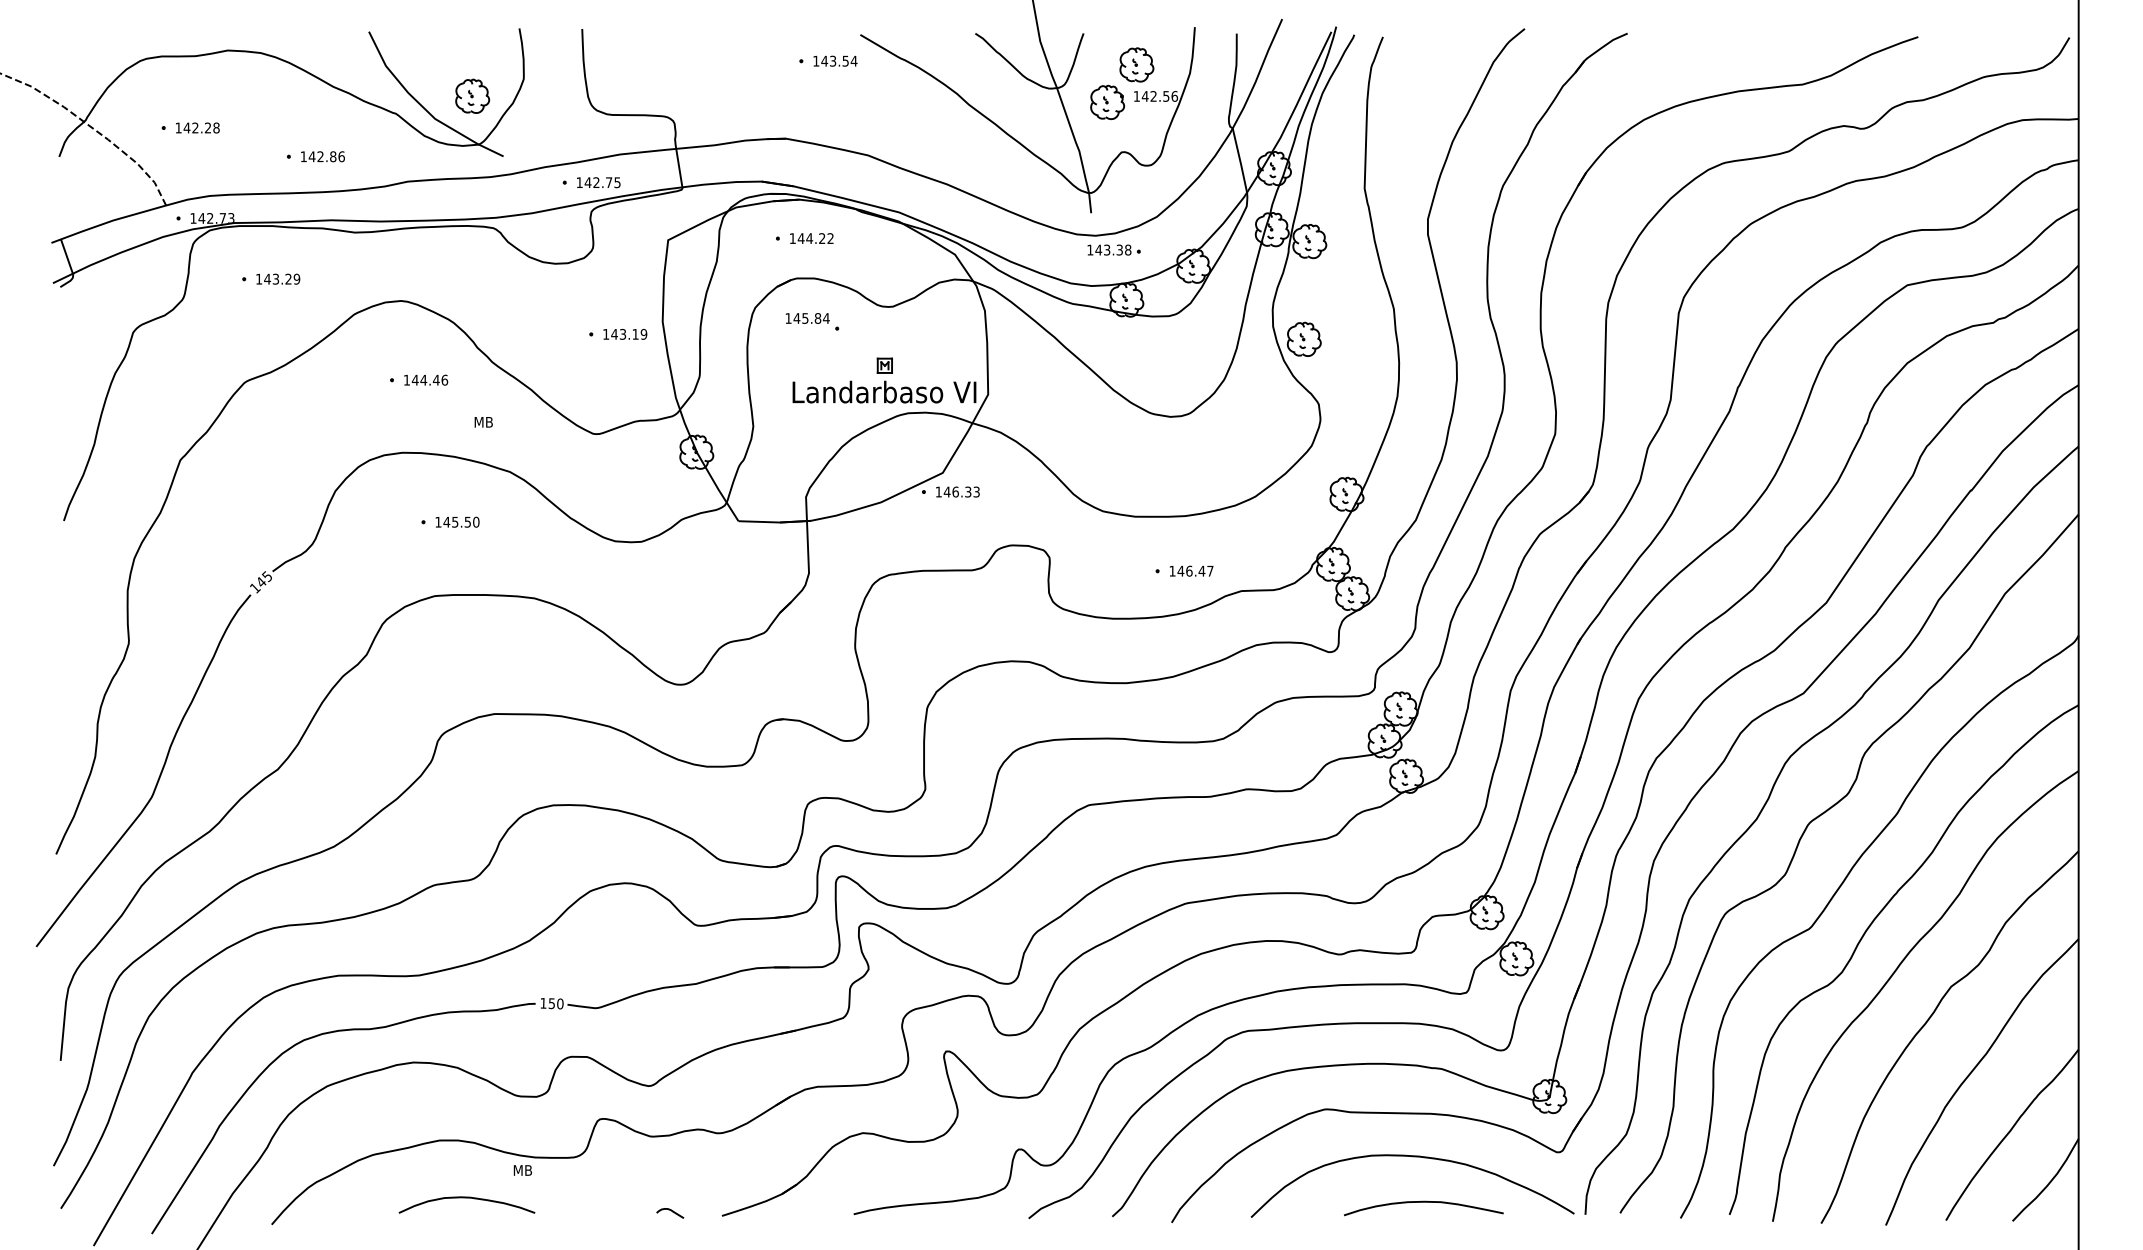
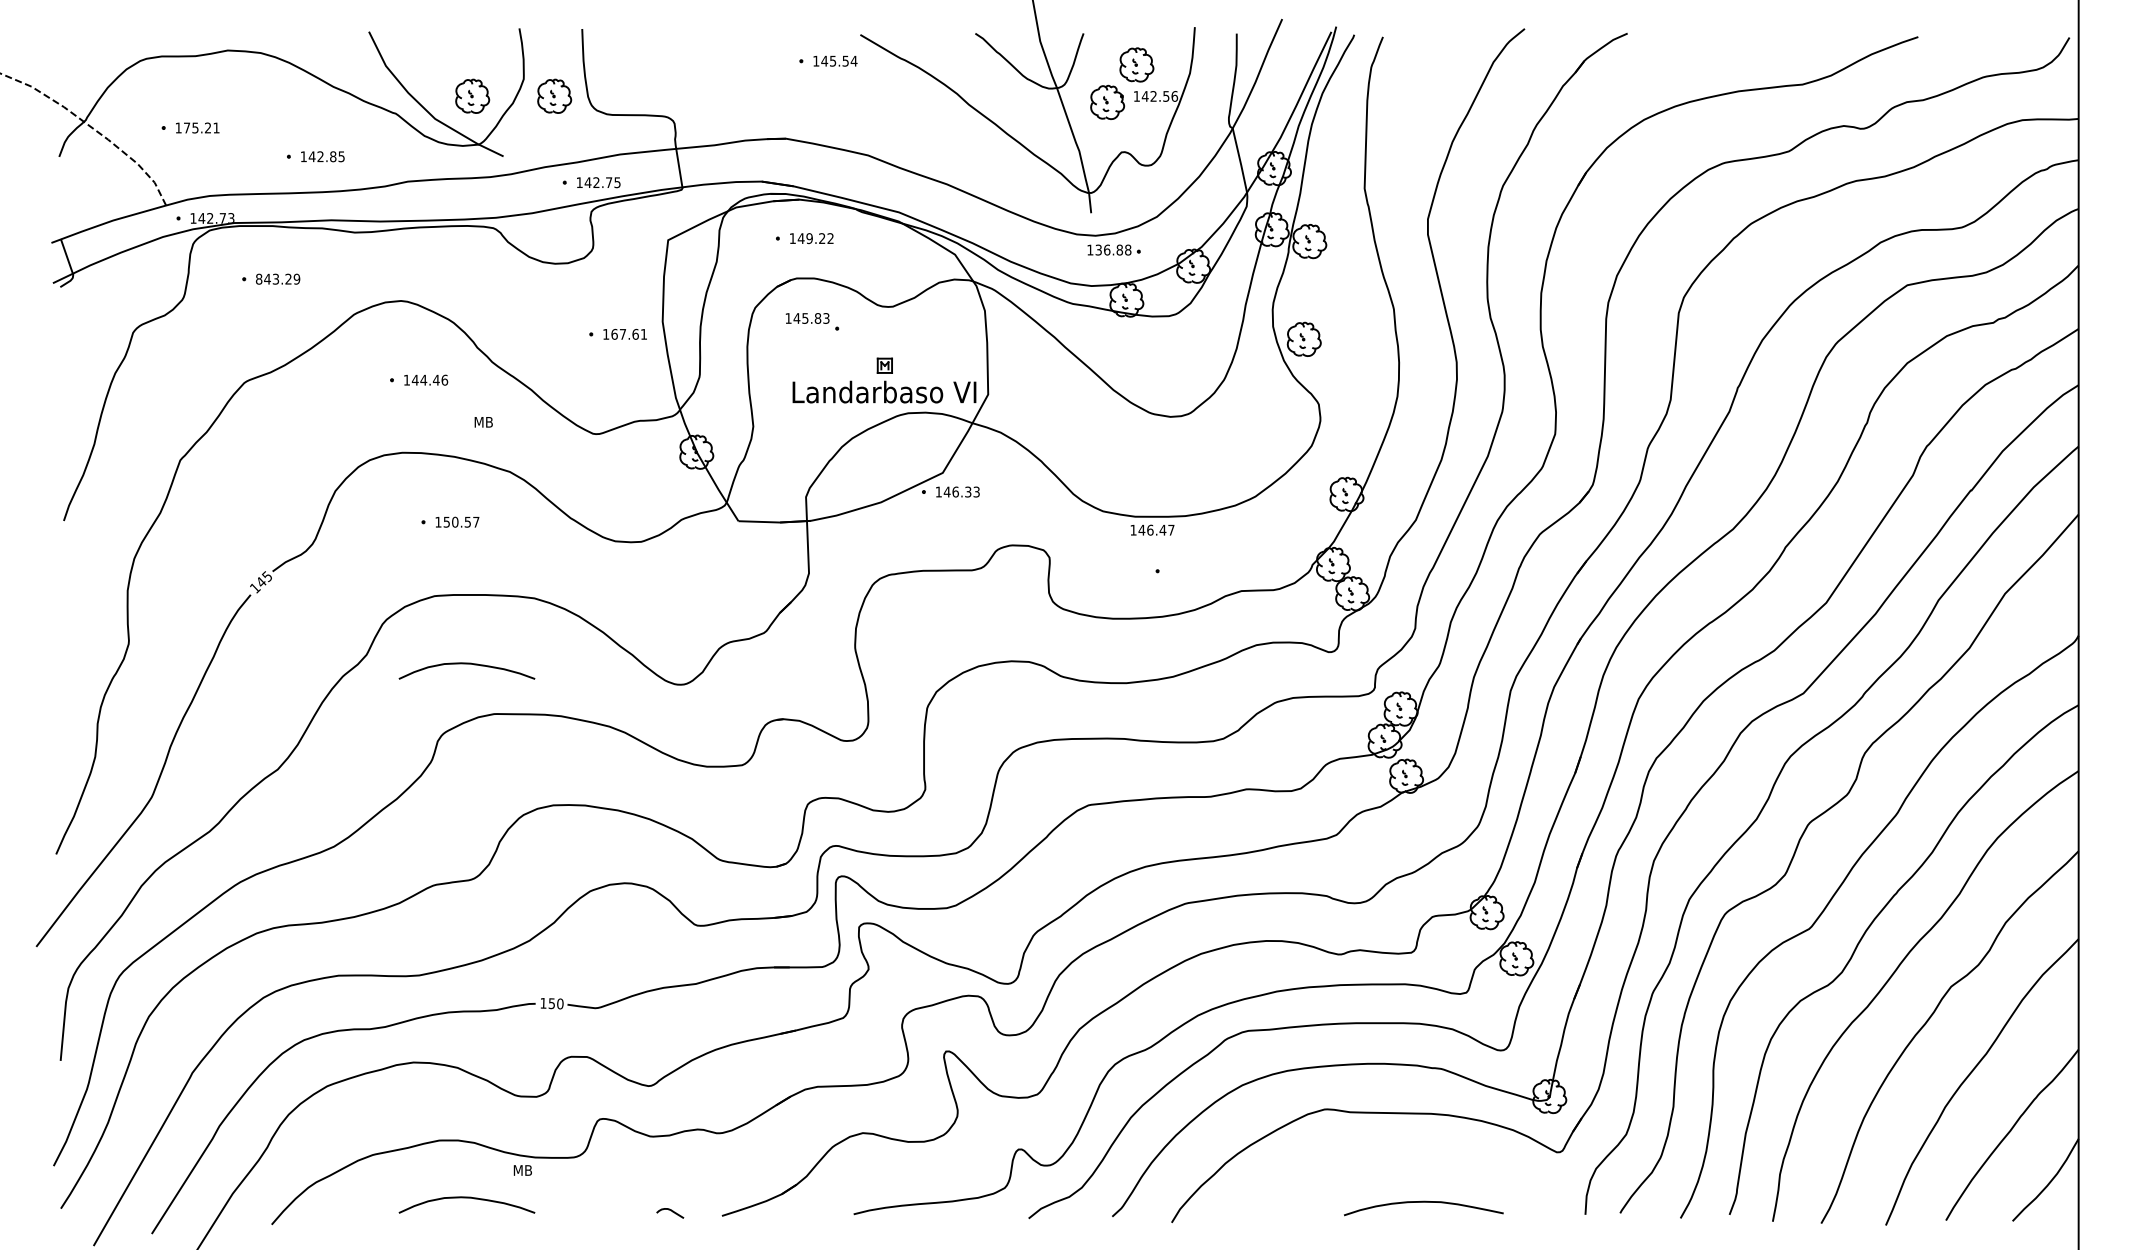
text: 143.54 -> 145.54 (833, 60)
part: none -> present (554, 95)
text: 142.28 -> 175.21 (201, 127)
text: 142.86 -> 142.85 (341, 156)
text: 144.22 -> 149.22 (809, 238)
text: 143.38 -> 136.88 (1109, 249)
text: 143.29 -> 843.29 (258, 278)
text: 145.84 -> 145.83 (826, 318)
text: 143.19 -> 167.61 (629, 333)
text: 145.50 -> 150.57 (461, 521)
text position: (1191, 570) -> (1152, 529) (1152, 529)
curve: none -> present (466, 664)
curve: present -> none (1412, 1157)
